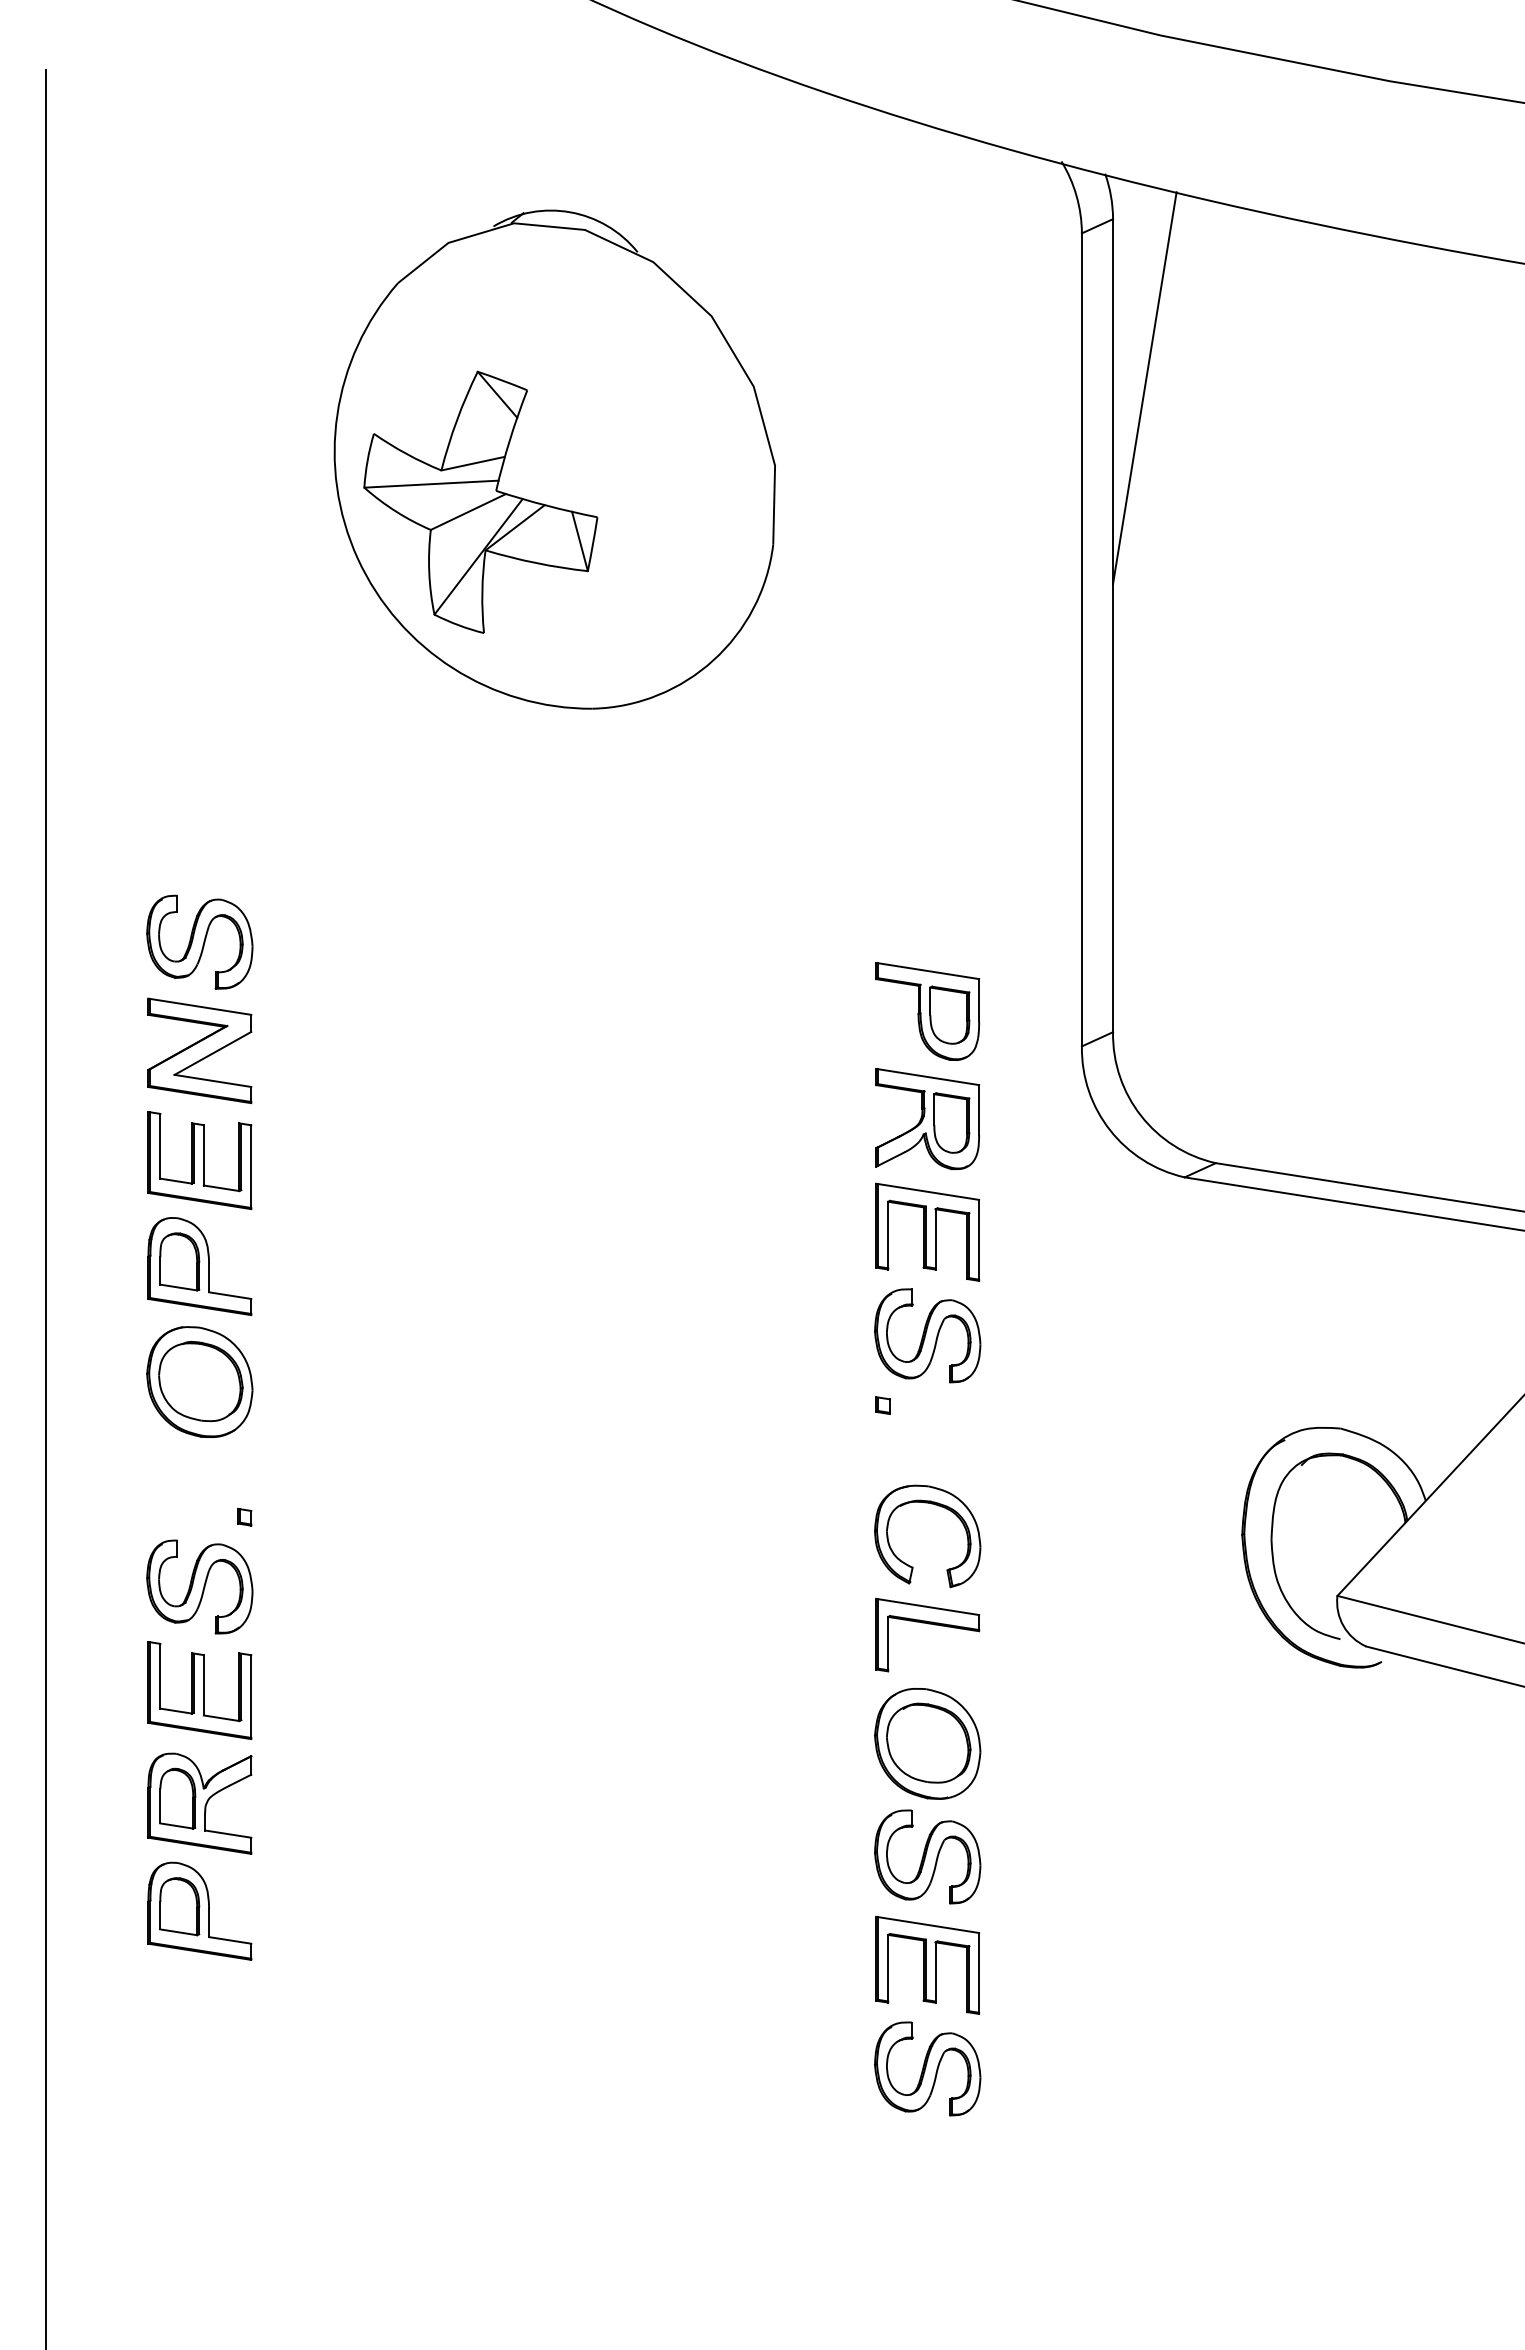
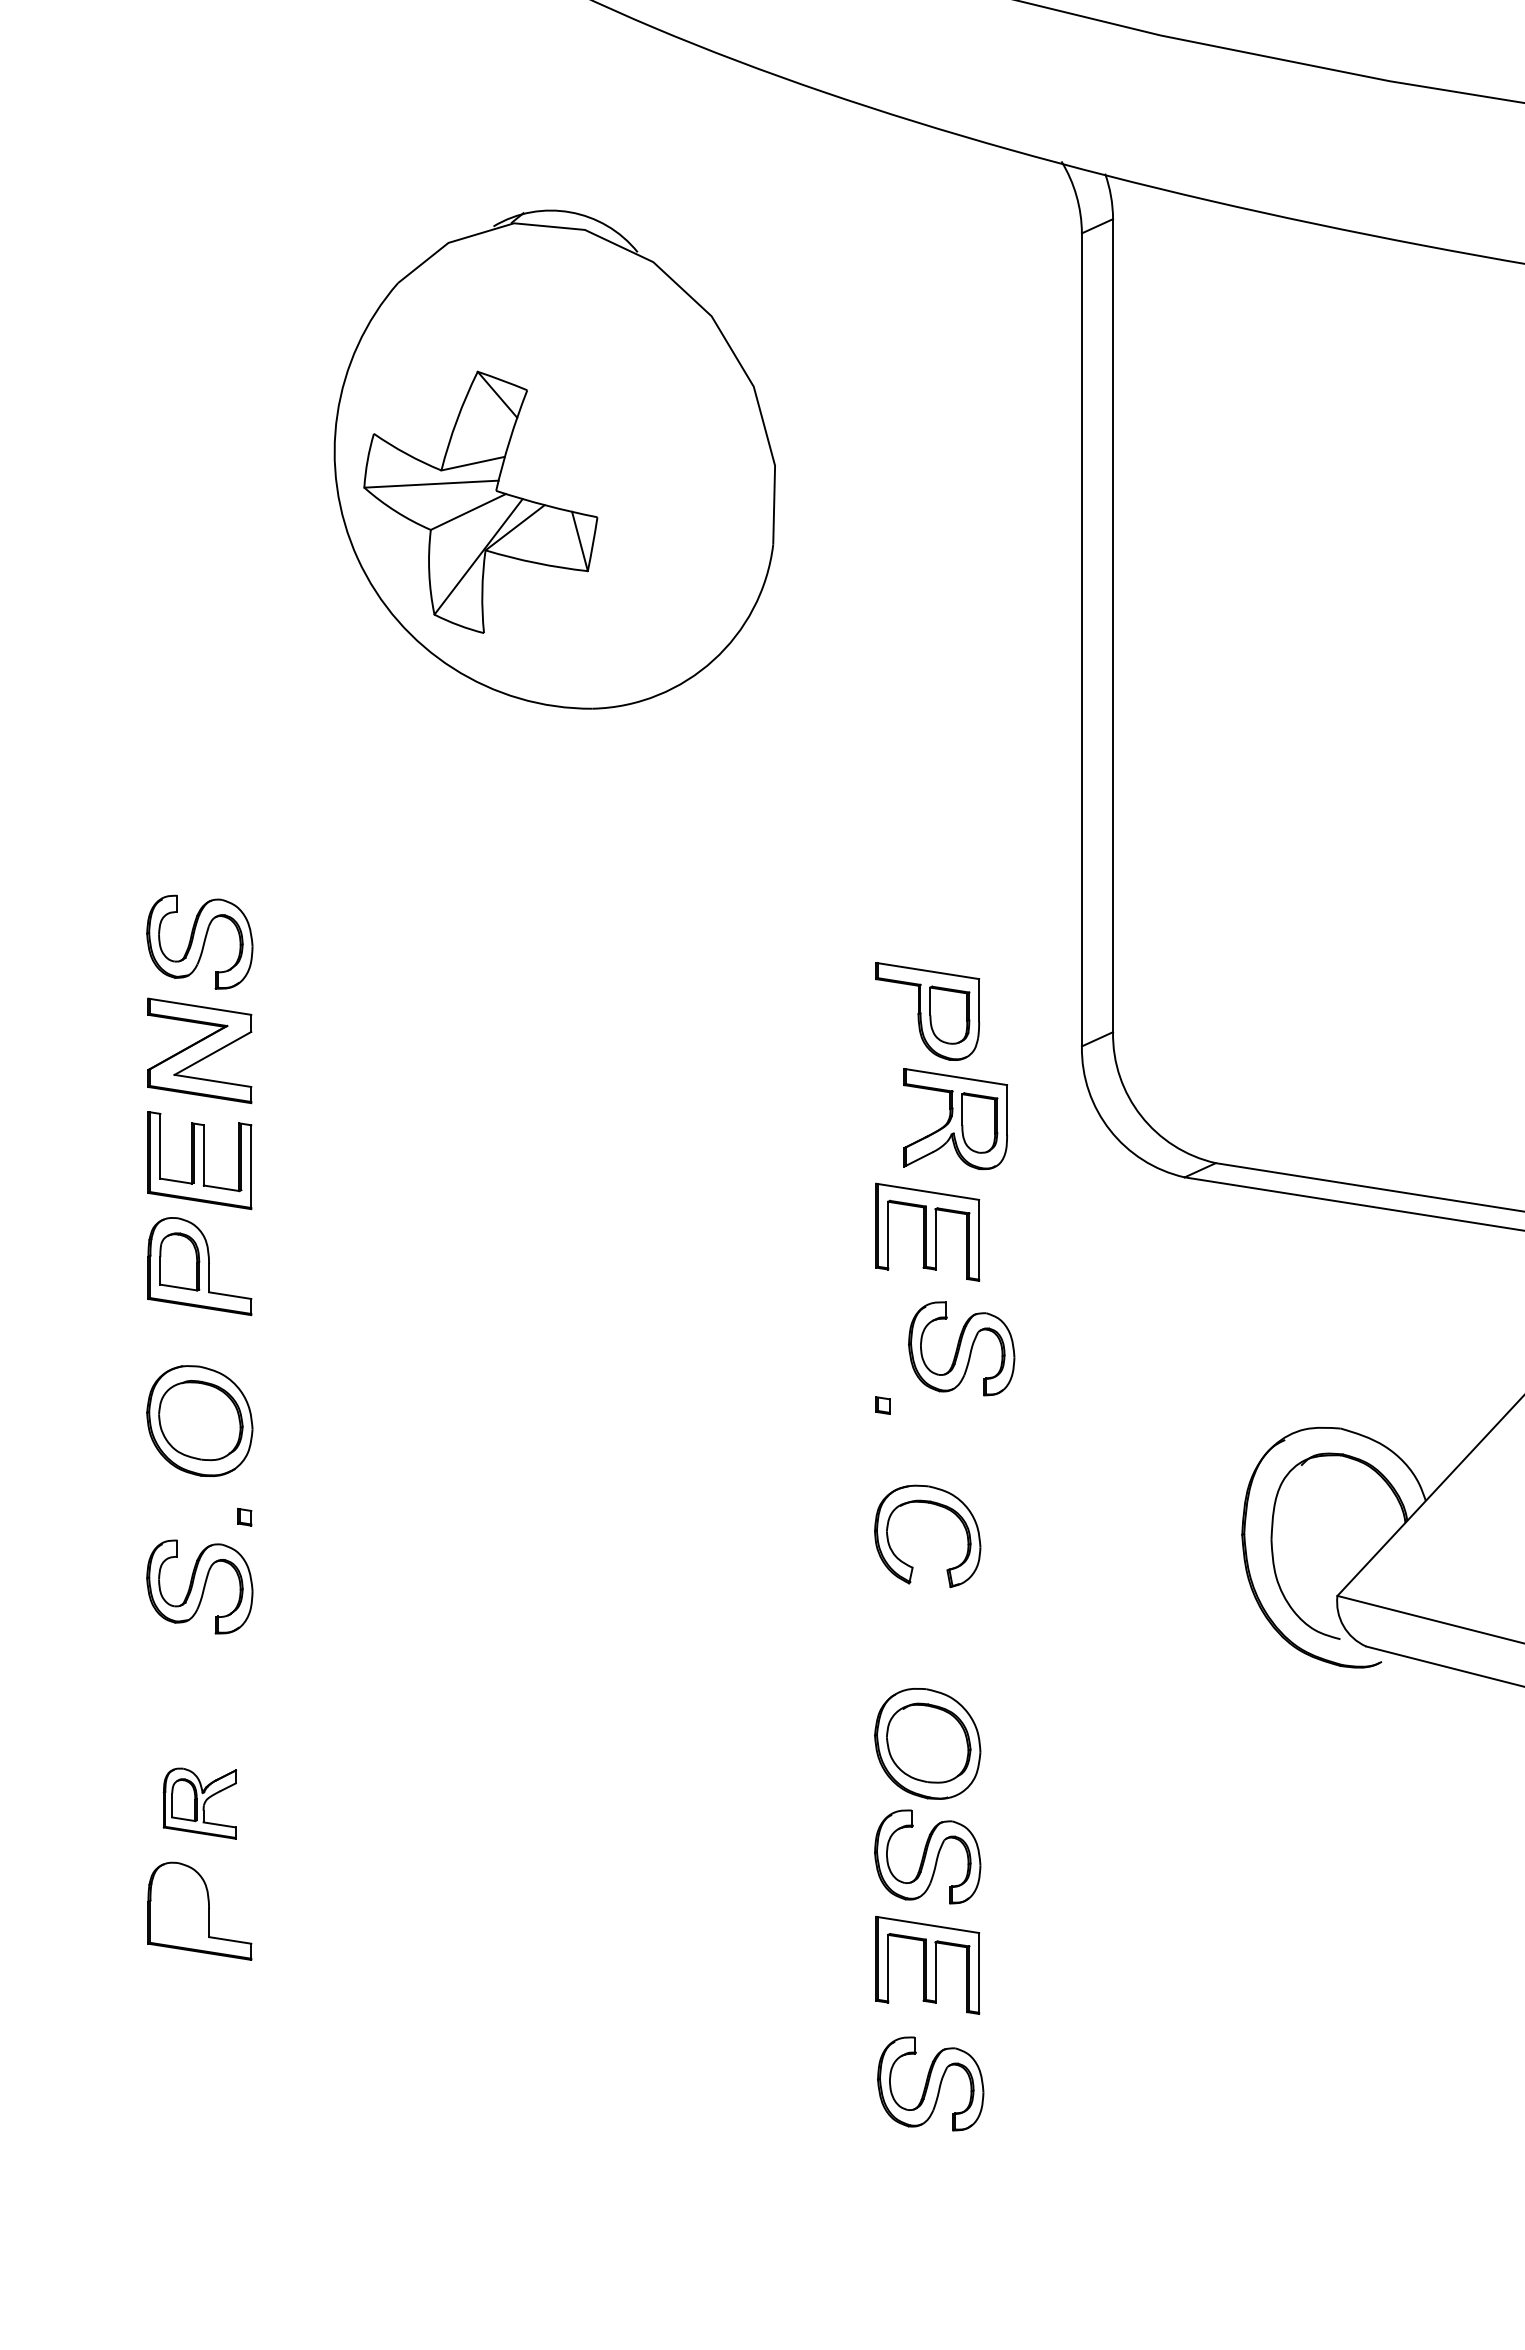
line: present -> none (1144, 387)
part position: (927, 1119) -> (955, 1119) (955, 1119)
line: present -> none (45, 1208)
part position: (927, 1335) -> (961, 1348) (961, 1348)
part position: (199, 1381) -> (199, 1420) (199, 1420)
part: present -> none (928, 1624)
part: present -> none (199, 1690)
part size: 106x103 px -> 75x73 px (199, 1803)
part: present -> none (179, 1906)
part position: (927, 2068) -> (930, 2083) (930, 2083)
